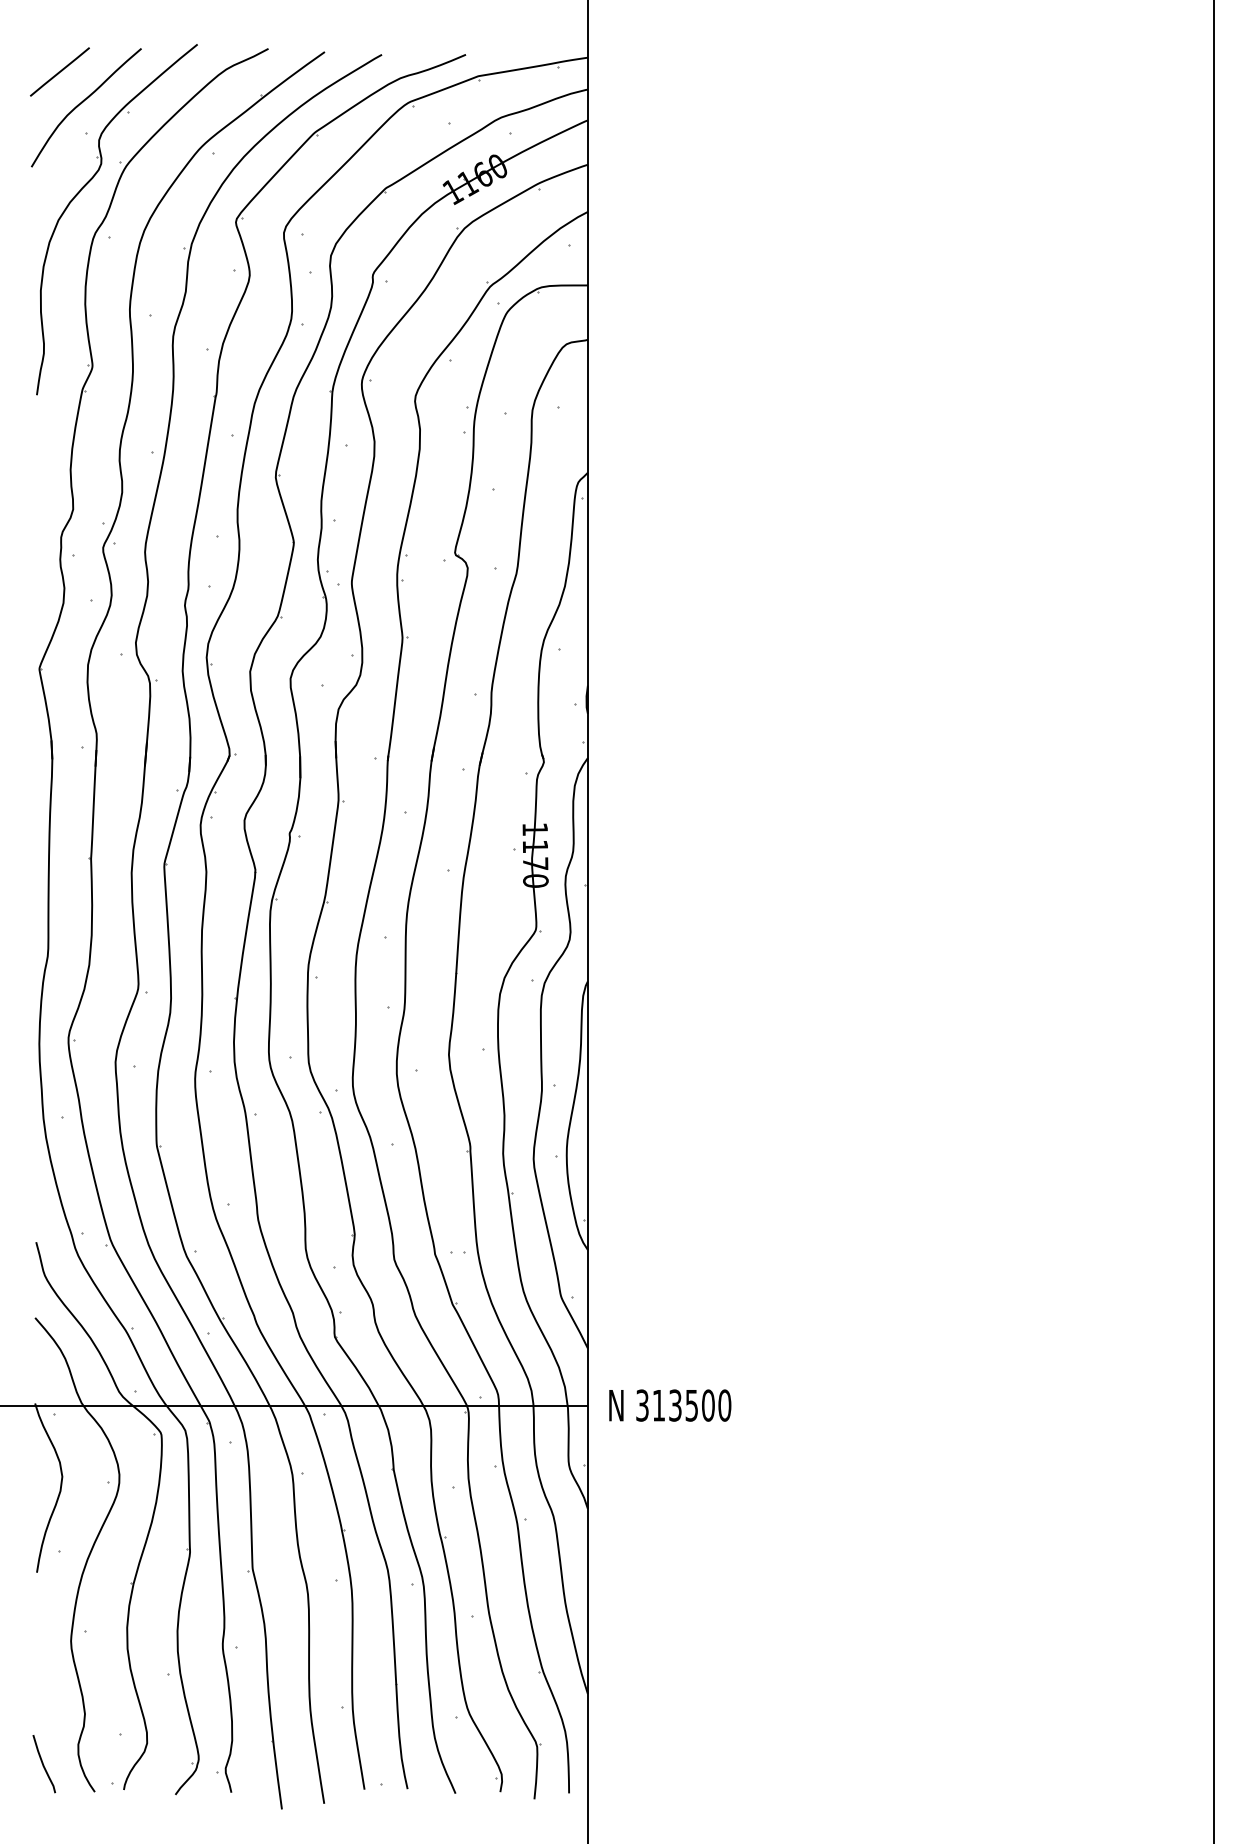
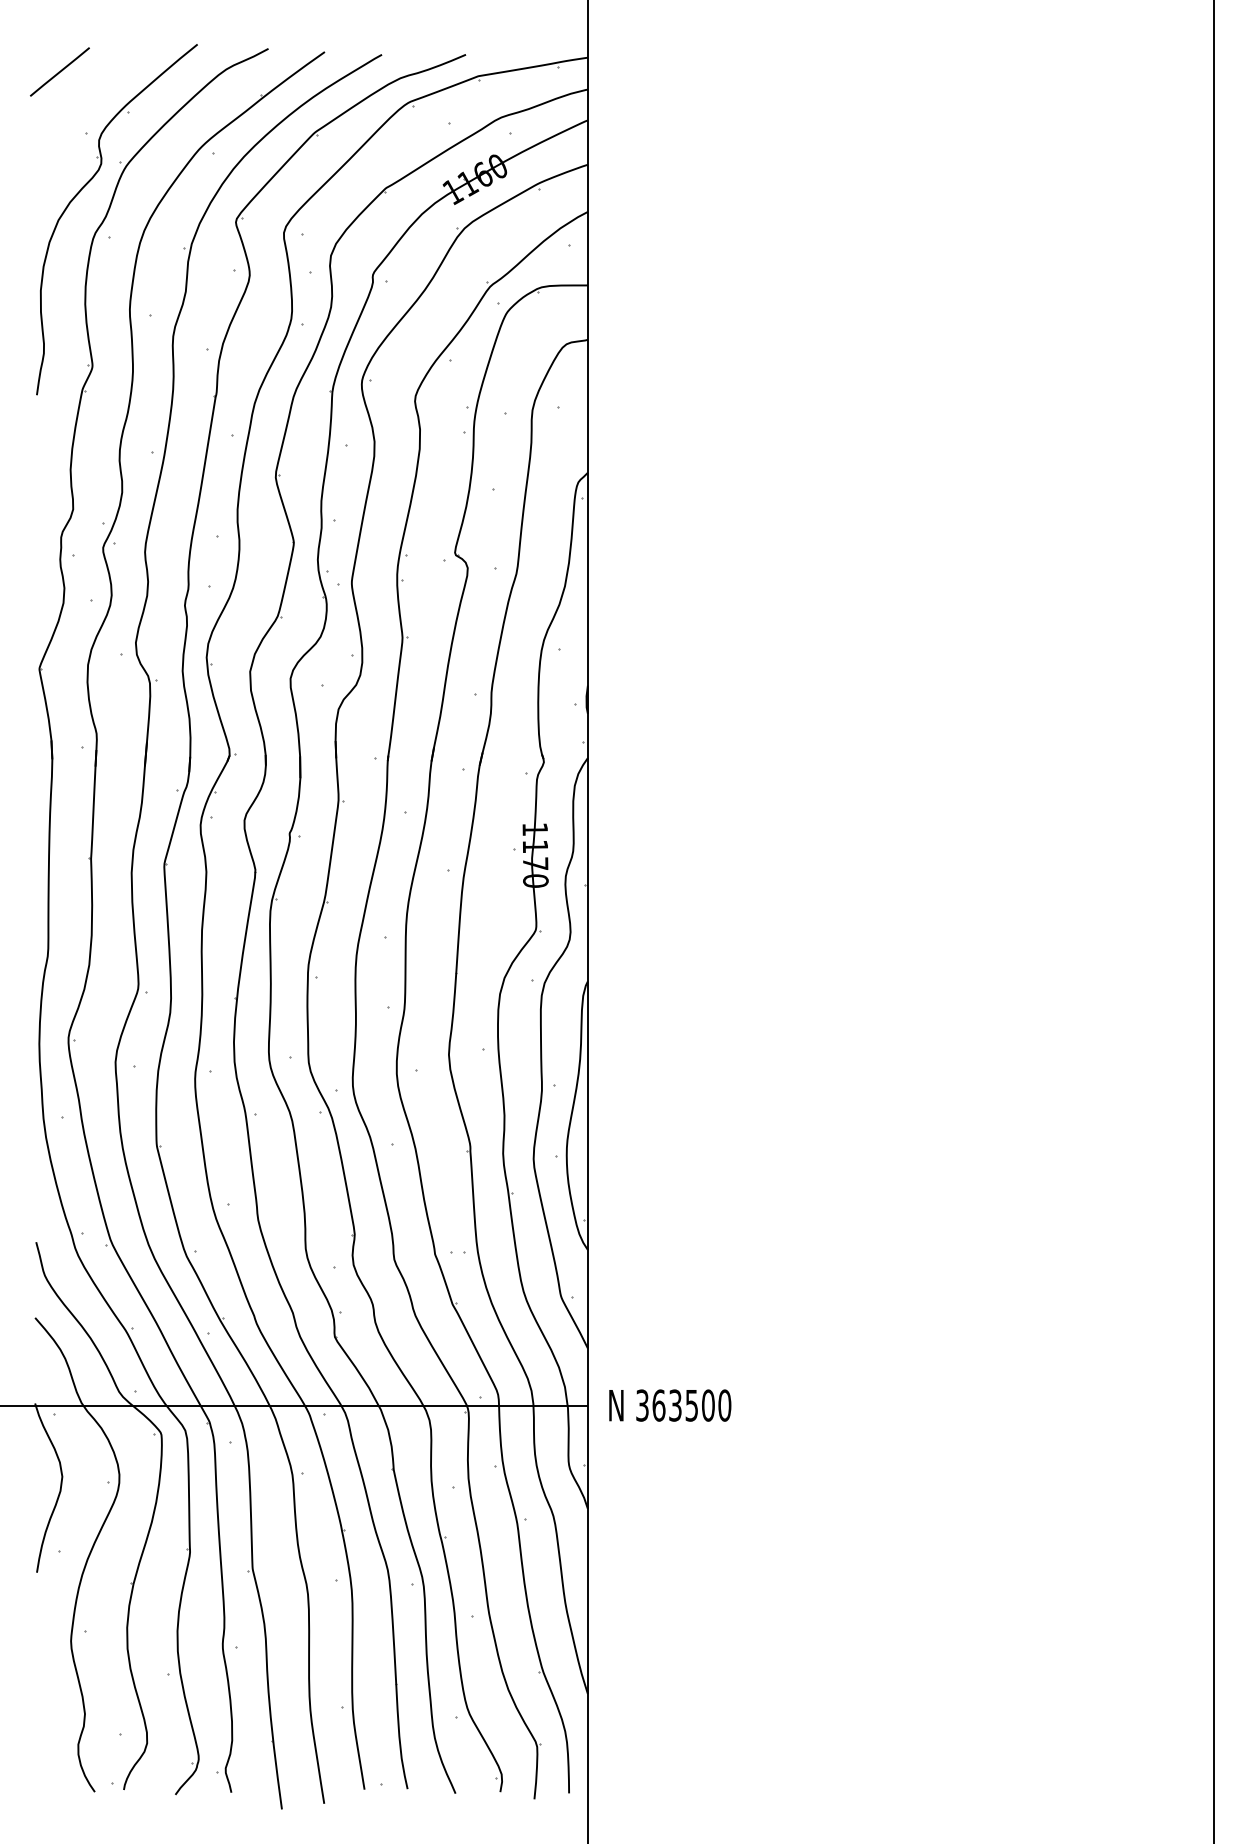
curve: present -> none (82, 103)
text: 313500 -> 363500 (658, 1405)
curve: present -> none (43, 1764)
